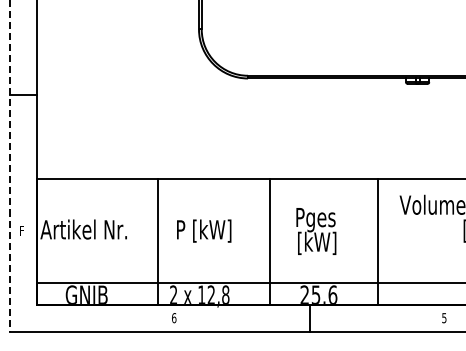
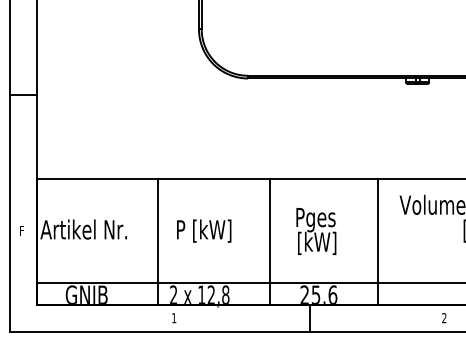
line: dashed -> solid (10, 166)
text: 6 -> 1 (174, 318)
text: 5 -> 2 (444, 318)
